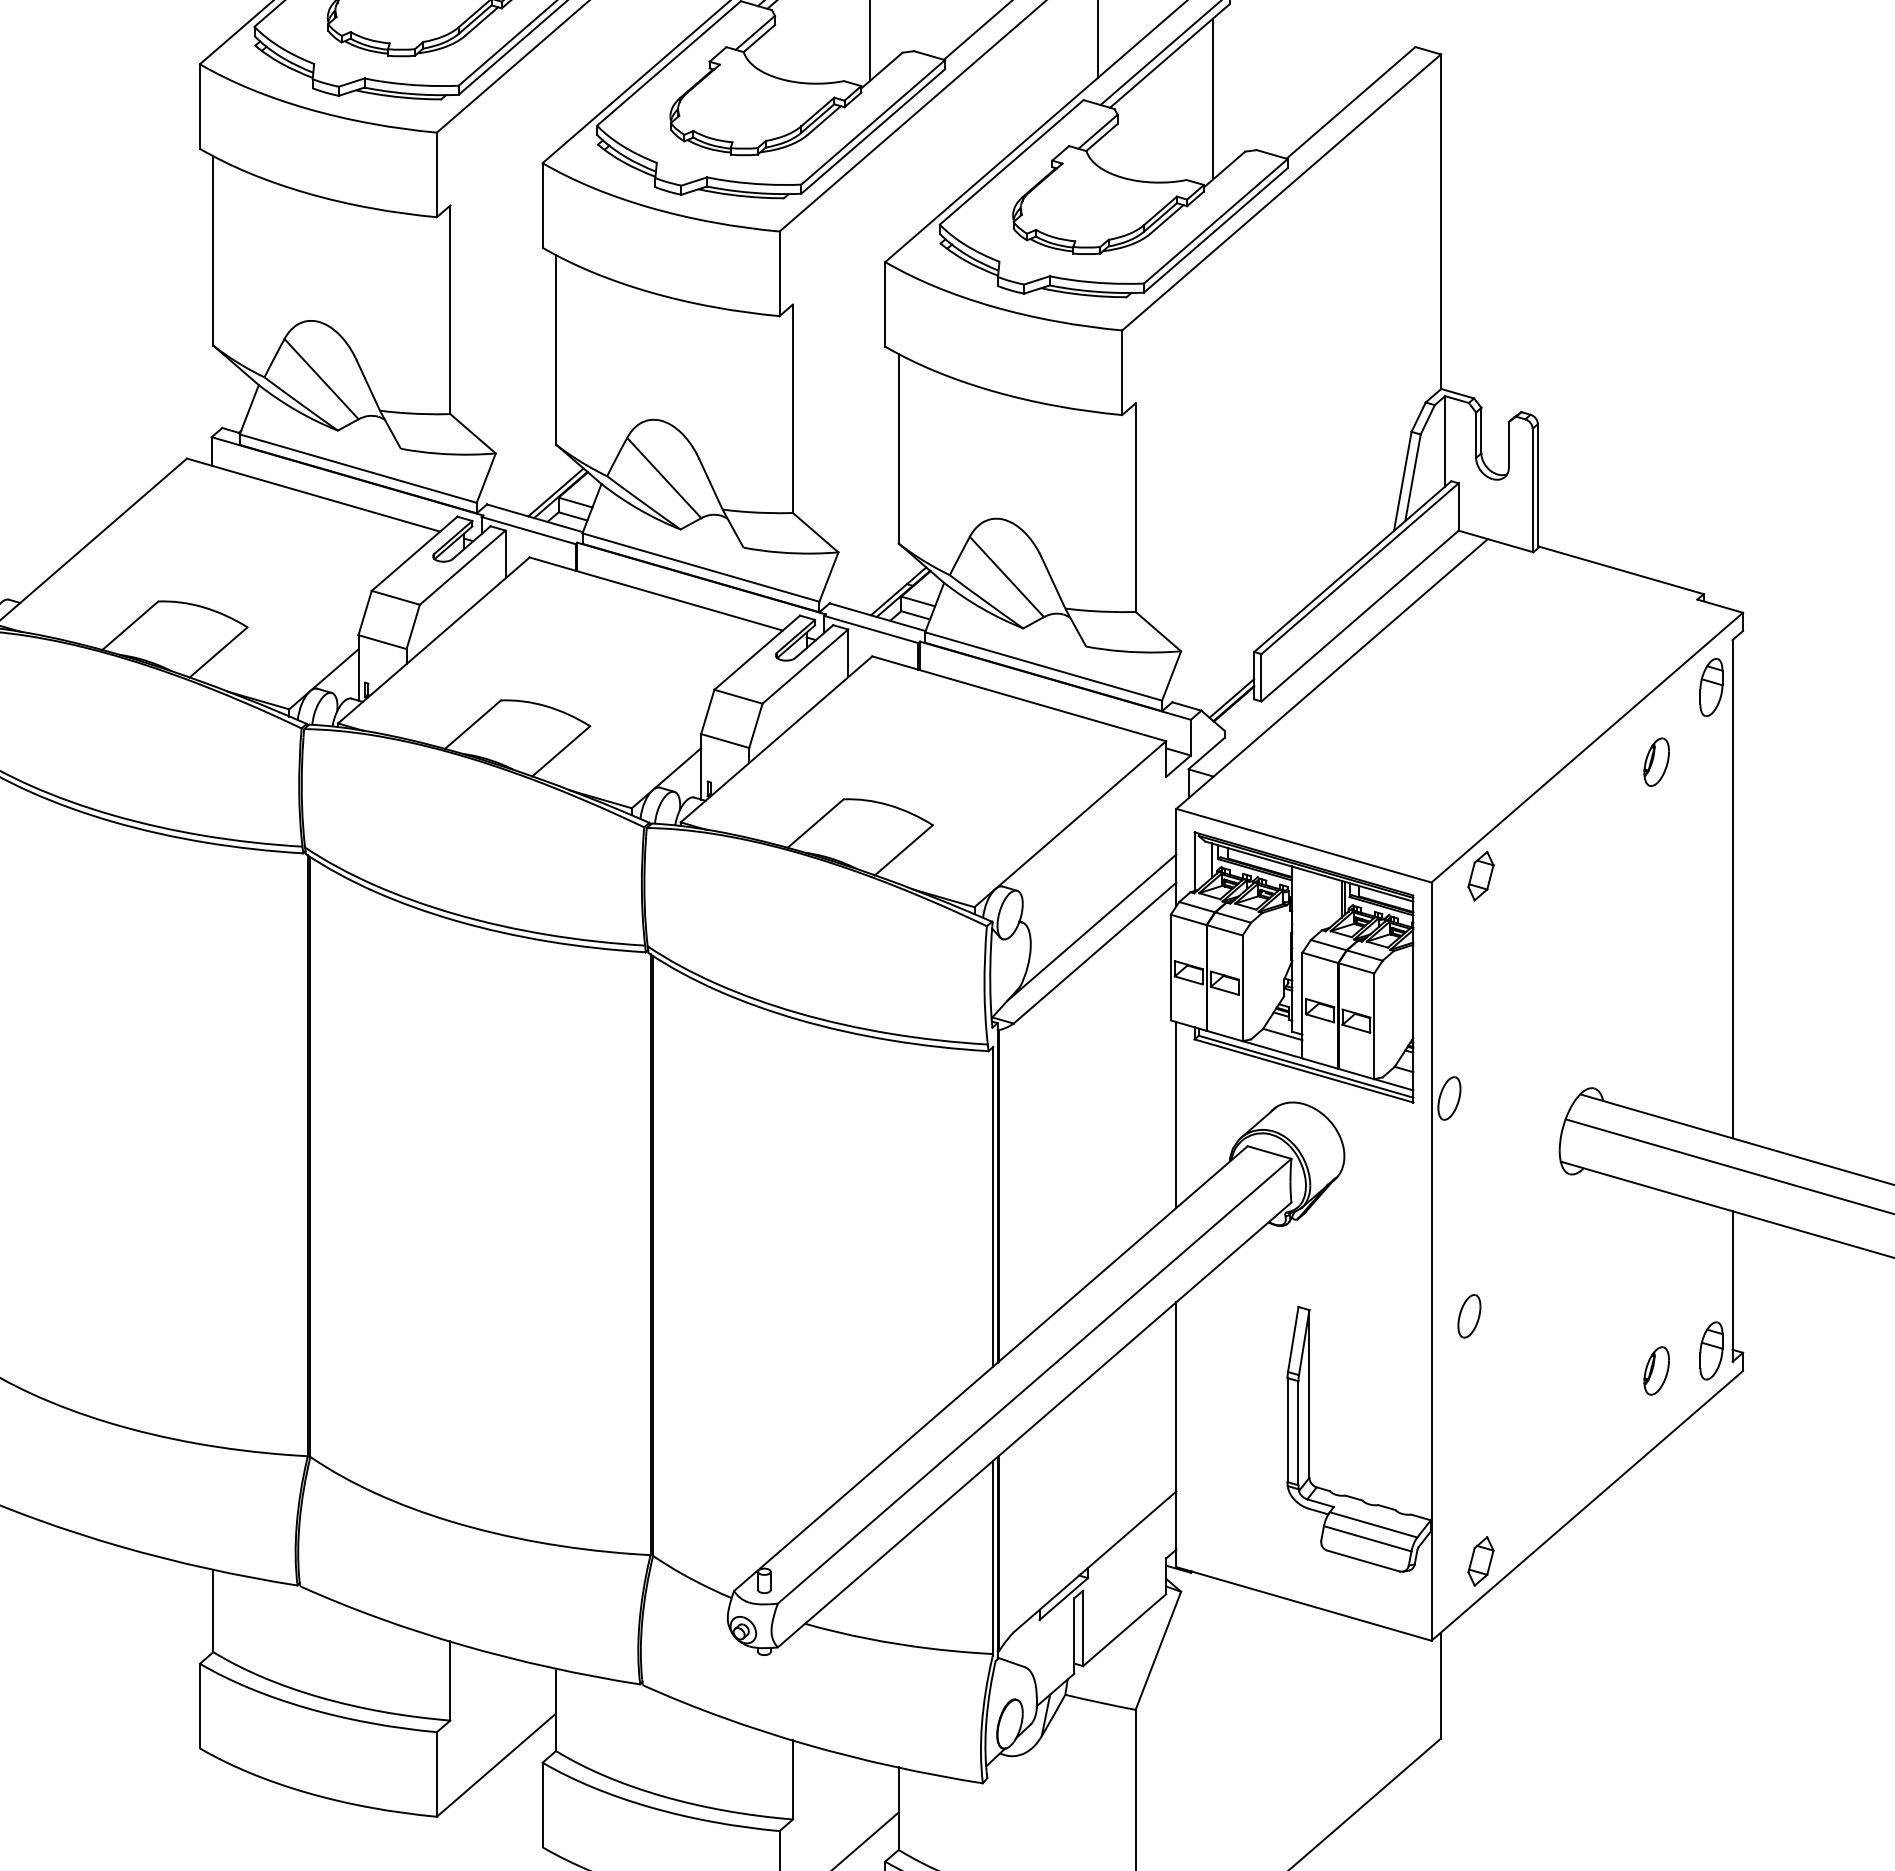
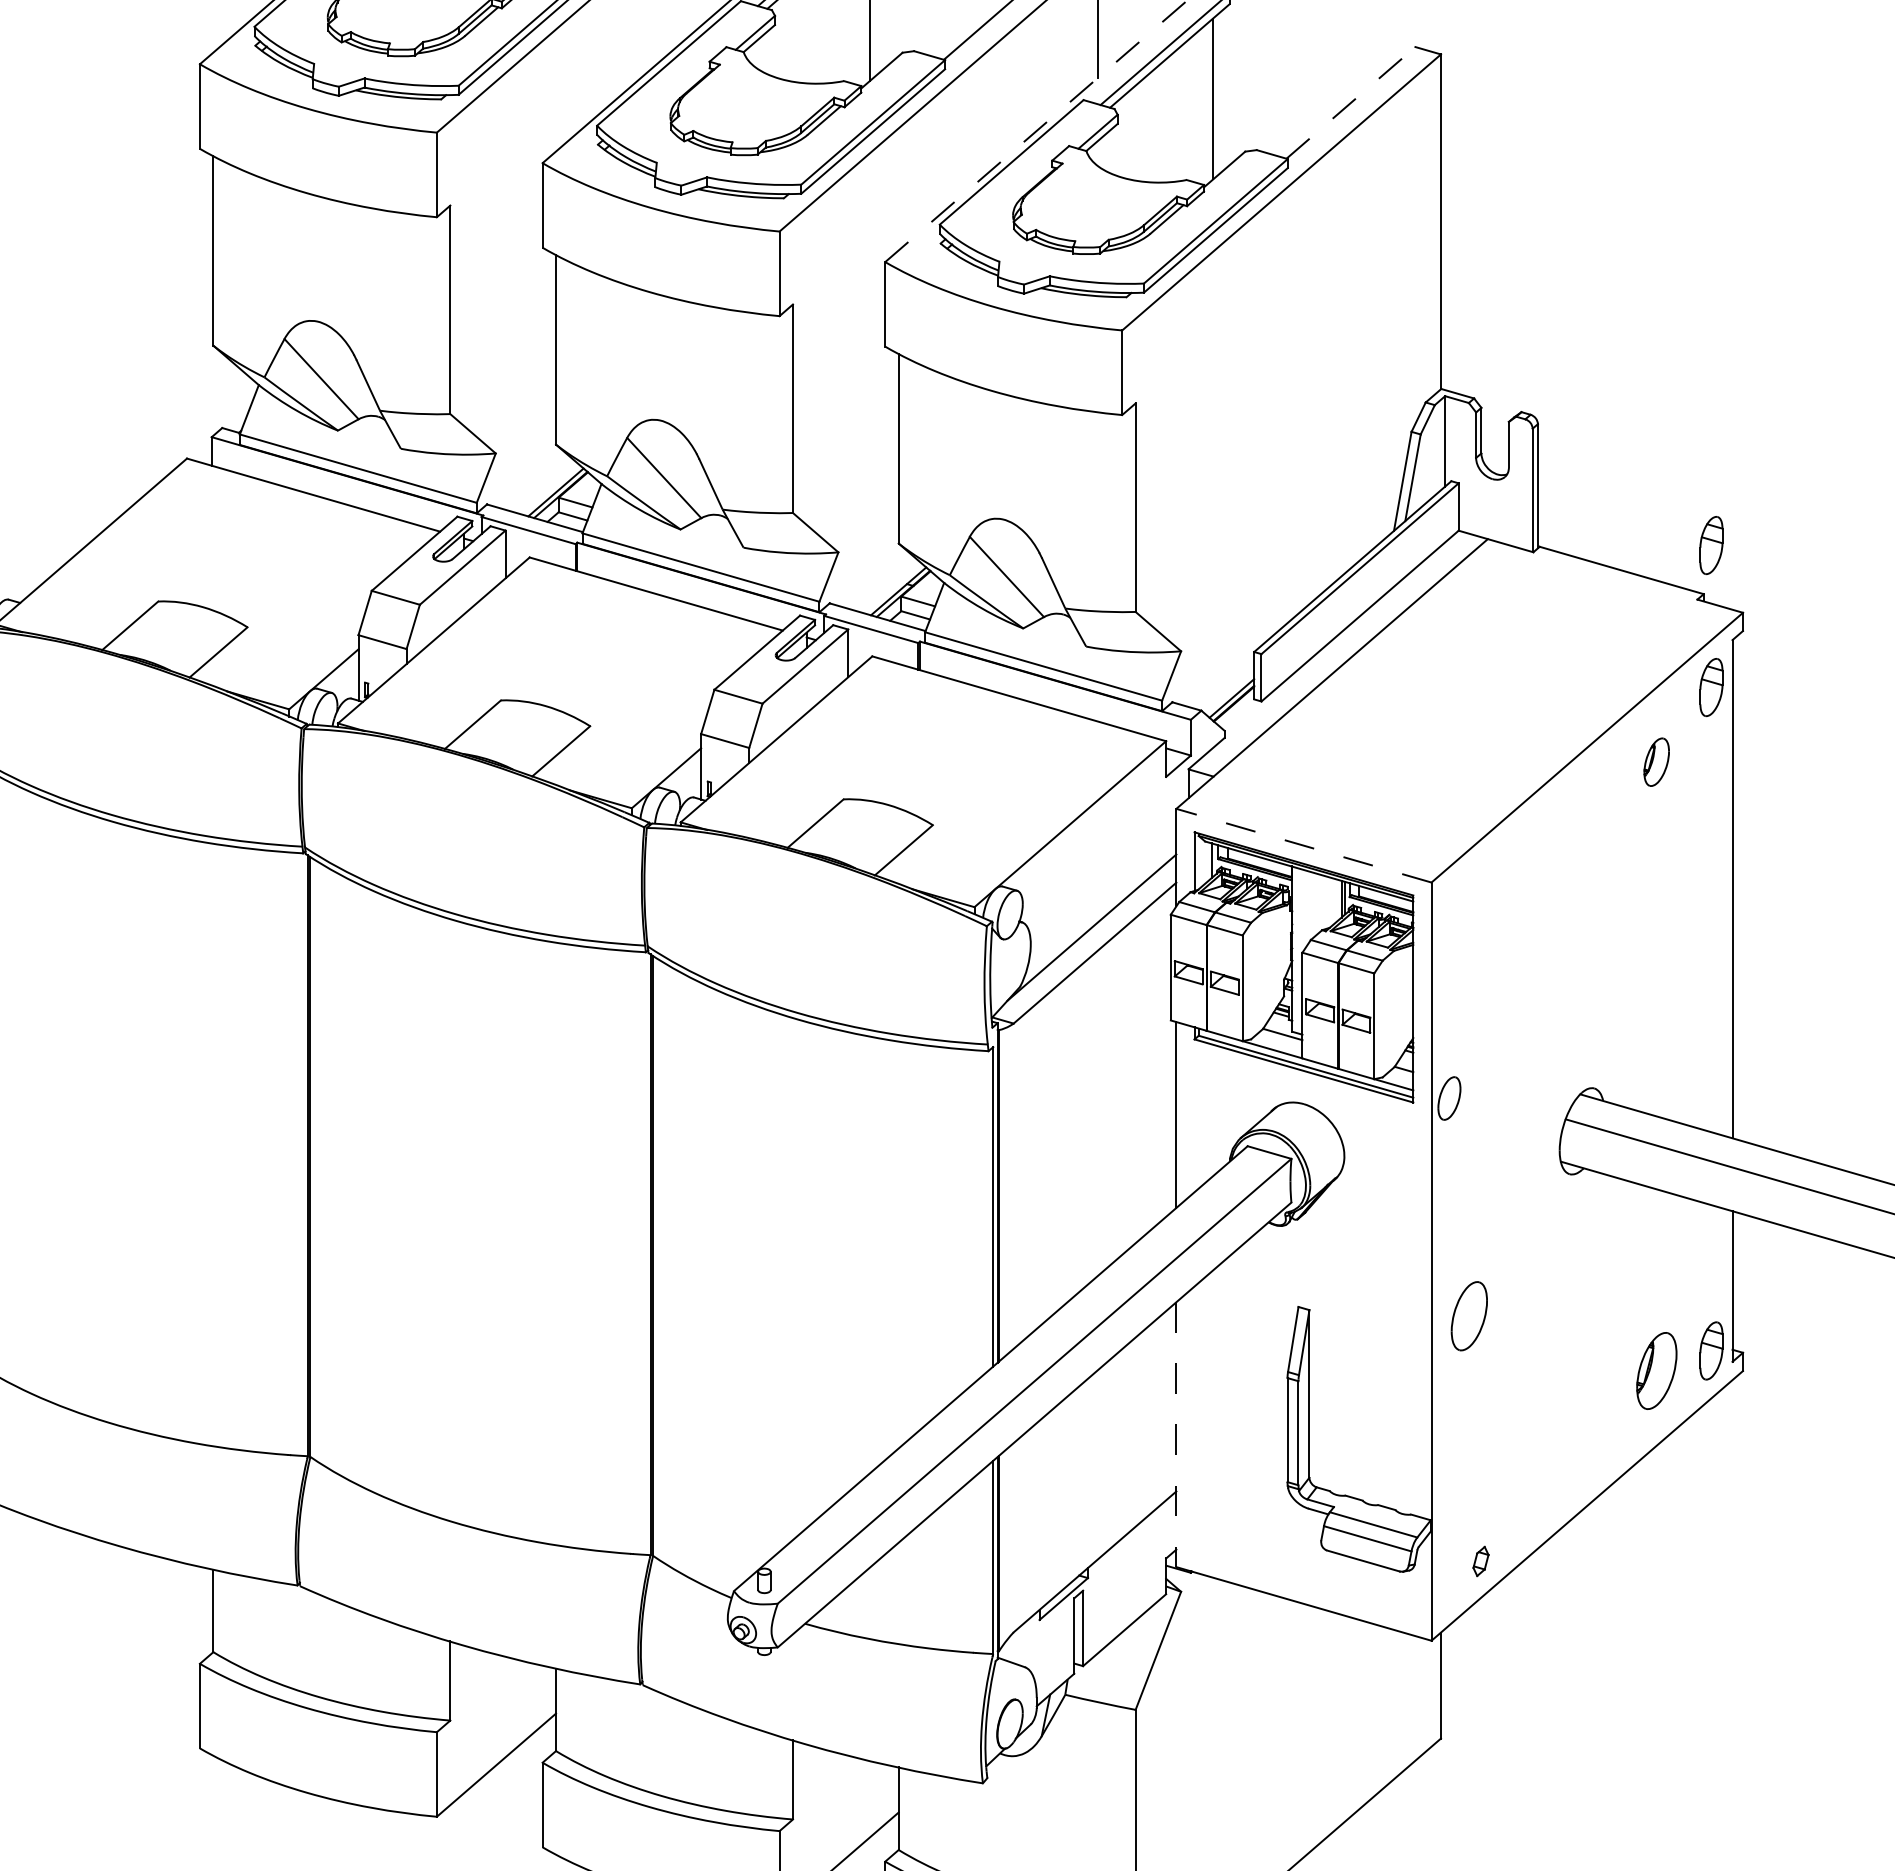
line: solid -> dashed (1351, 102)
line: solid -> dashed (1036, 131)
part: none -> present (1711, 545)
line: solid -> dashed (1303, 845)
part: present -> none (1480, 875)
part size: 25x45 px -> 38x71 px (1468, 1316)
part size: 27x50 px -> 42x78 px (1656, 1370)
line: solid -> dashed (1176, 1435)
part size: 28x51 px -> 18x33 px (1480, 1561)
